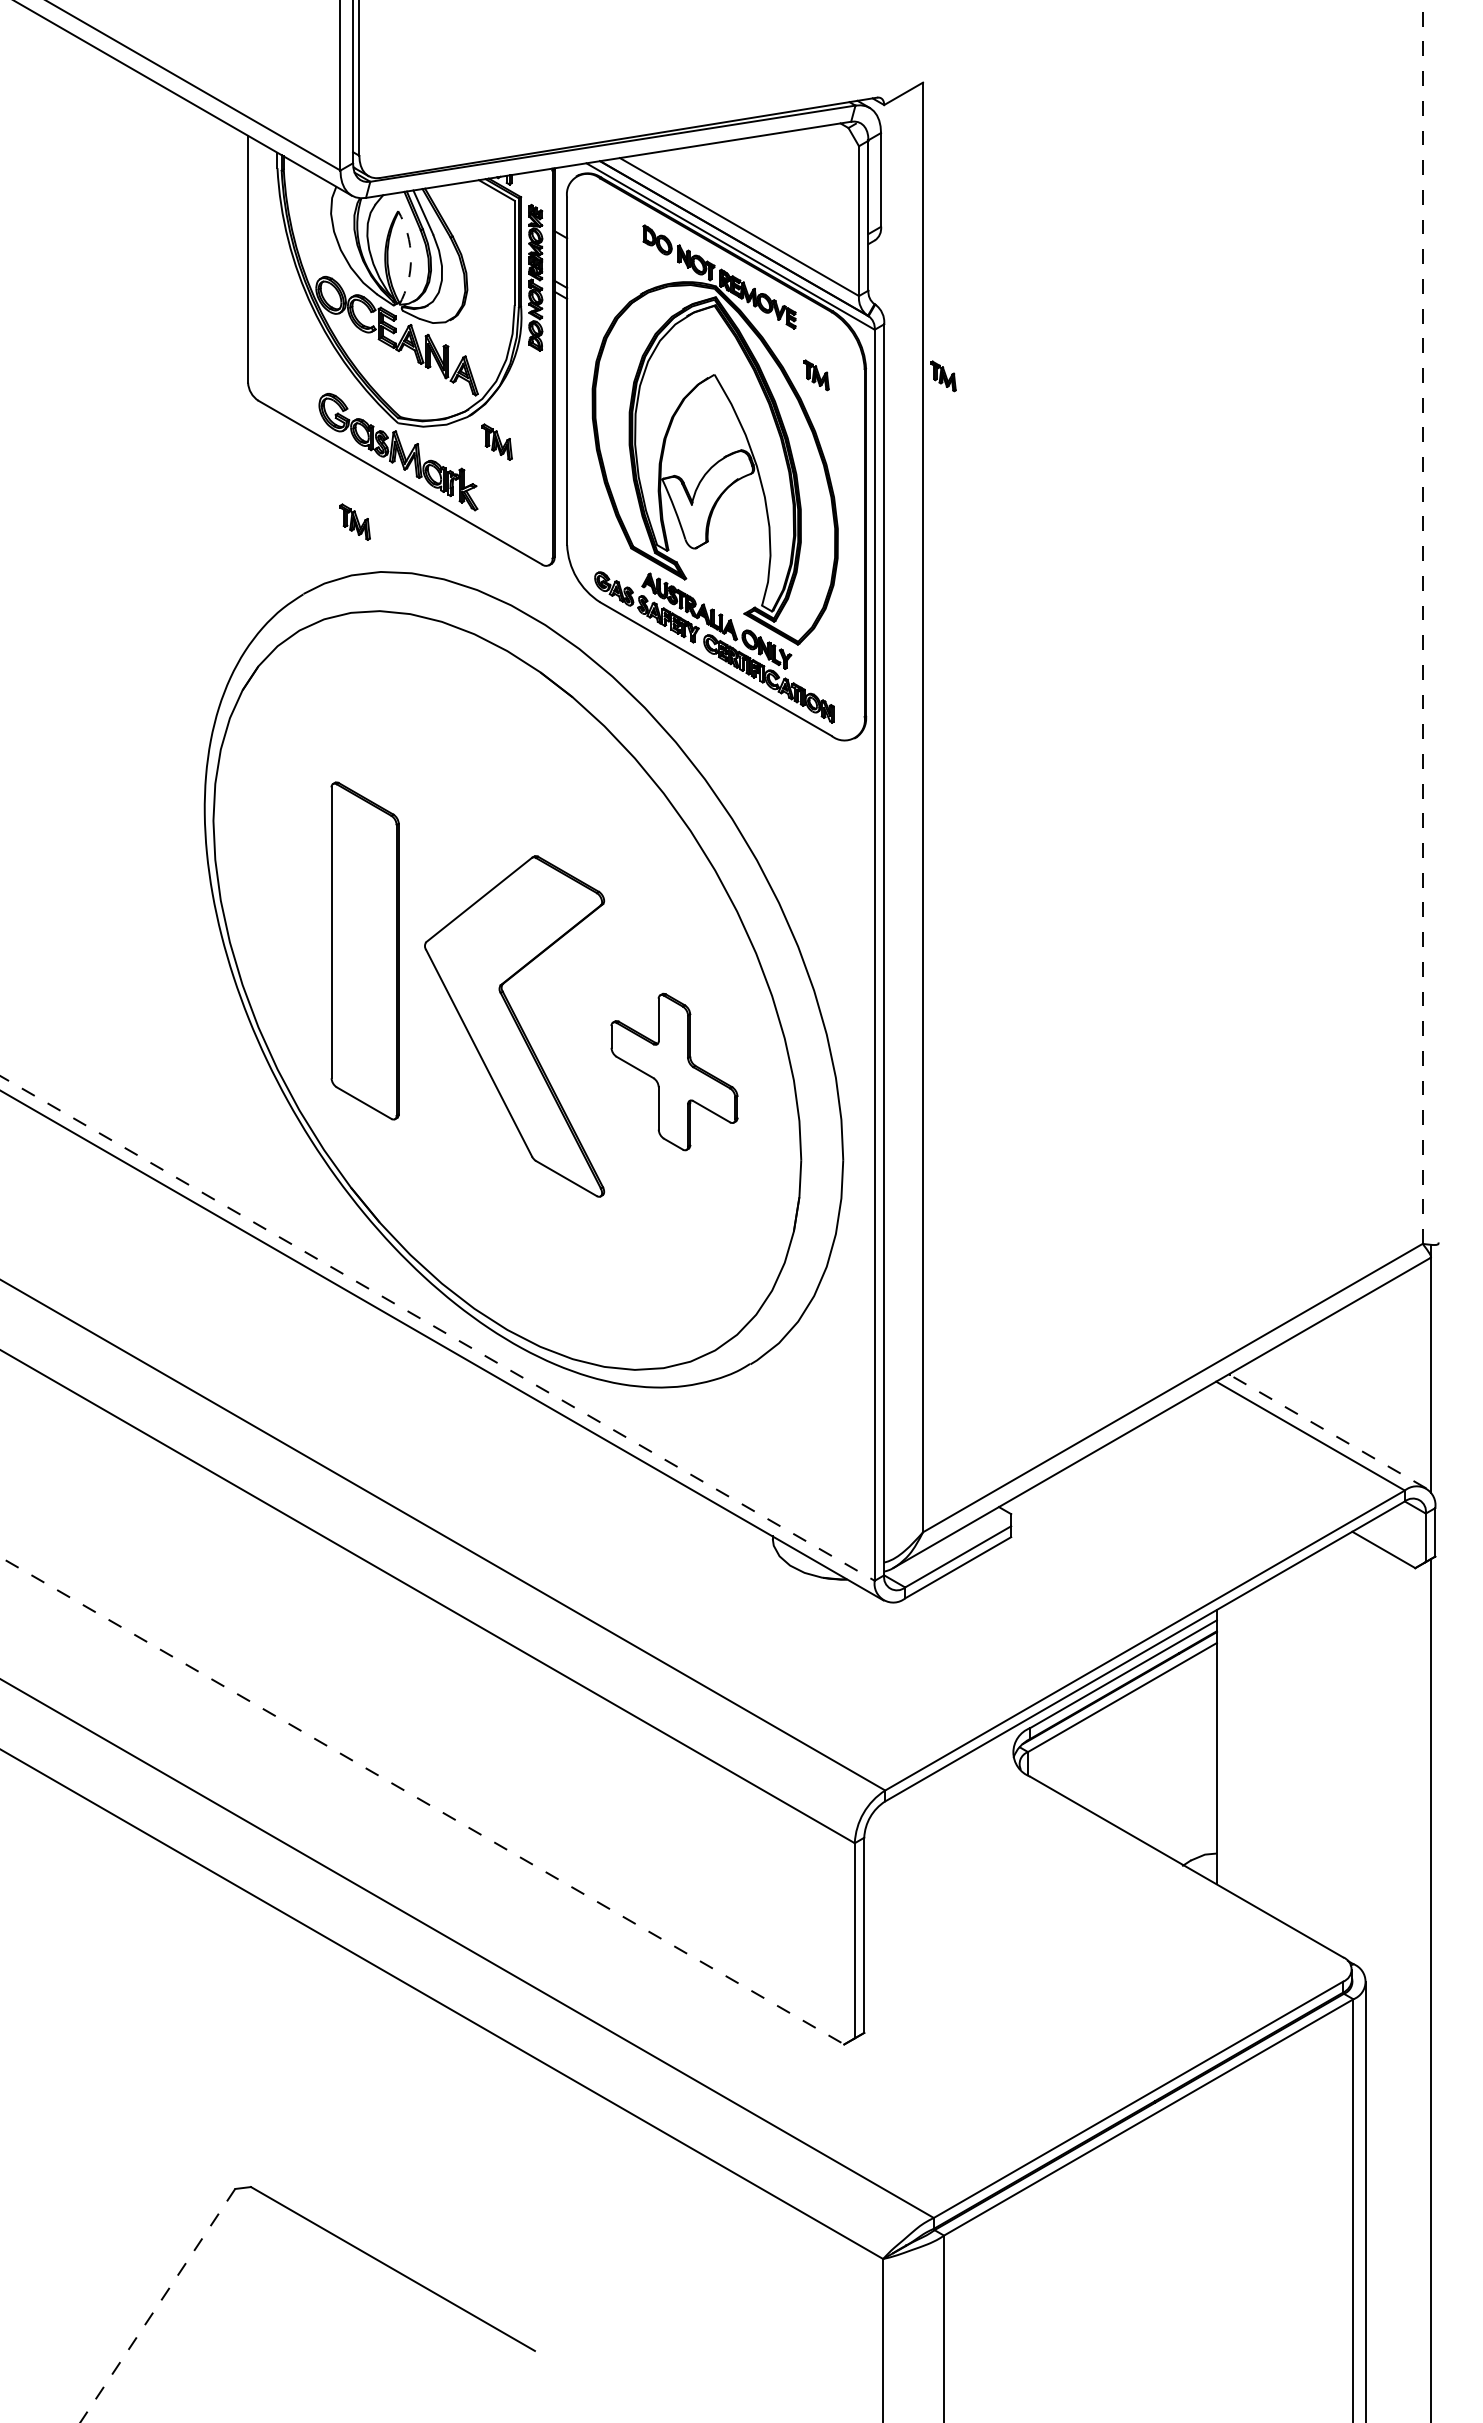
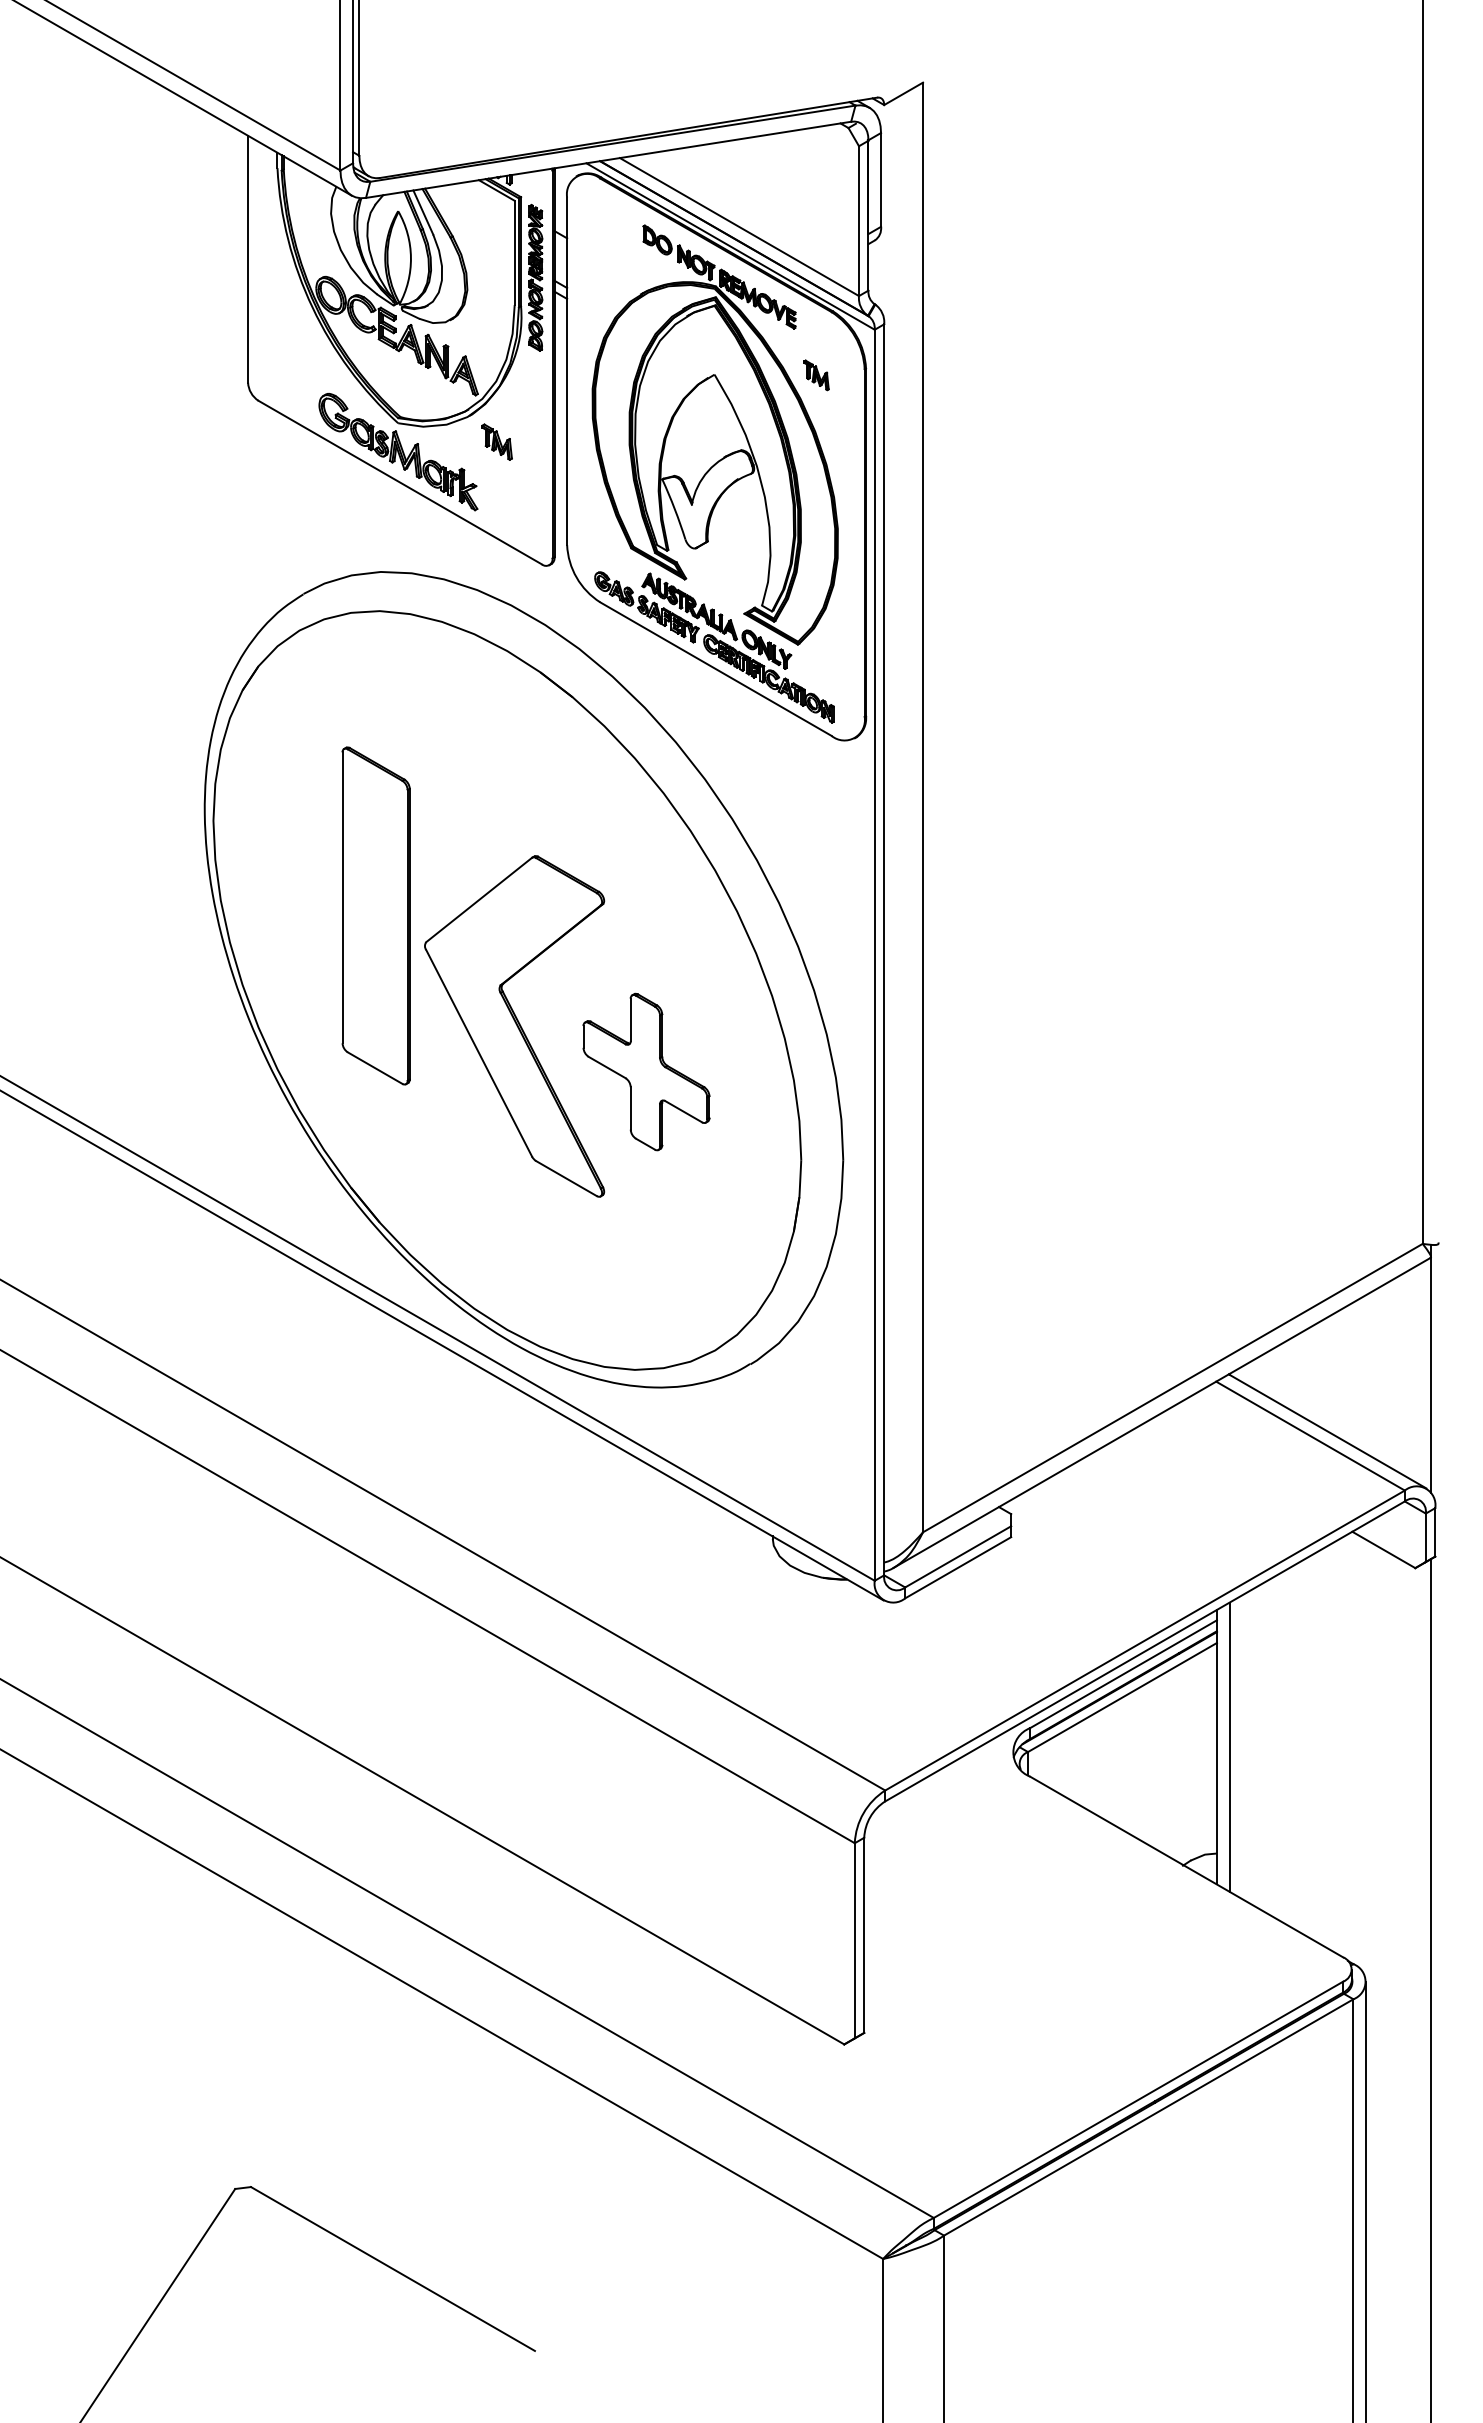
arc: dashed -> solid (410, 257)
part: present -> none (943, 376)
part: present -> none (354, 521)
line: dashed -> solid (1422, 622)
part position: (364, 950) -> (375, 915) (375, 915)
part position: (674, 1071) -> (646, 1071) (646, 1071)
line: dashed -> solid (437, 1328)
line: dashed -> solid (1327, 1431)
line: none -> present (1229, 1746)
line: dashed -> solid (422, 1801)
line: dashed -> solid (157, 2306)
